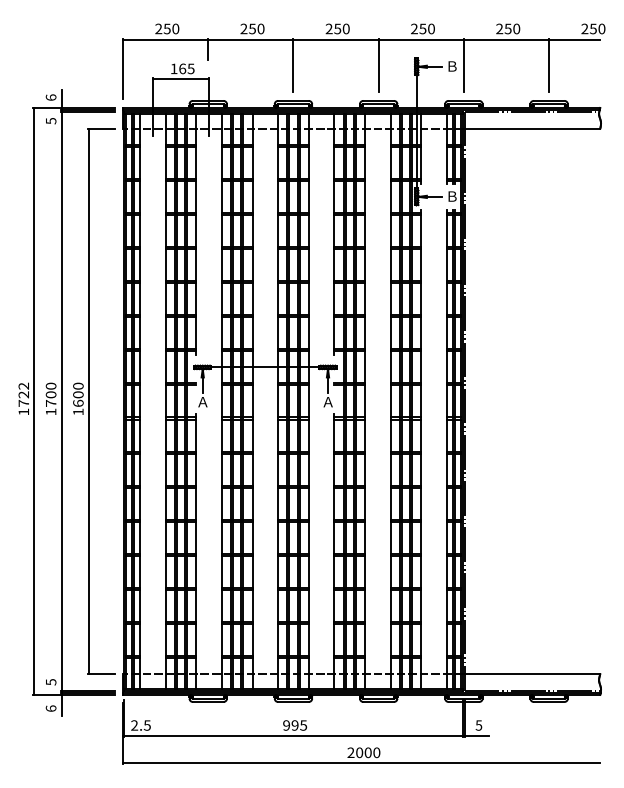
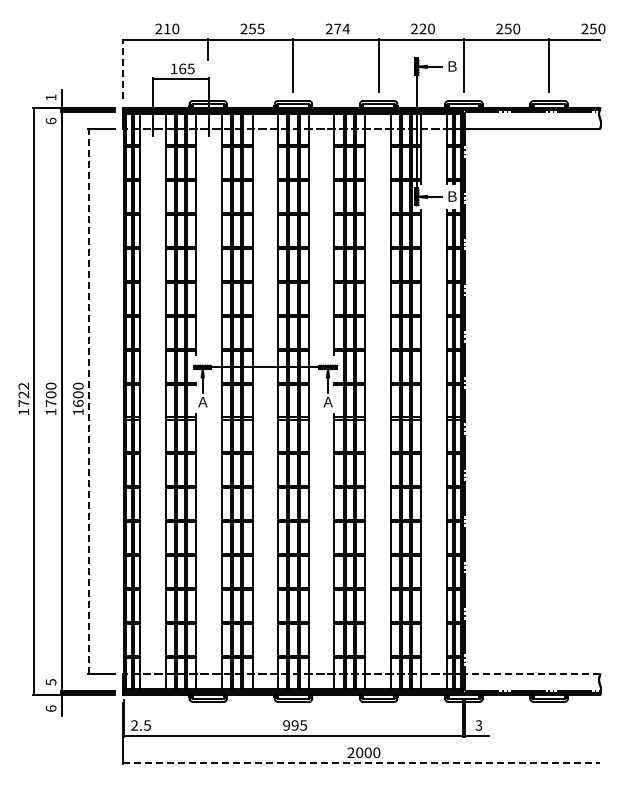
text: 250 -> 210 (166, 28)
text: 250 -> 255 (260, 28)
text: 250 -> 274 (341, 28)
text: 250 -> 220 (422, 28)
line: solid -> dashed (123, 68)
text: 6 -> 1 (50, 97)
text: 5 -> 6 (50, 120)
line: solid -> dashed (88, 401)
line: solid -> dashed (531, 674)
text: 5 -> 3 (479, 724)
line: solid -> dashed (361, 763)
